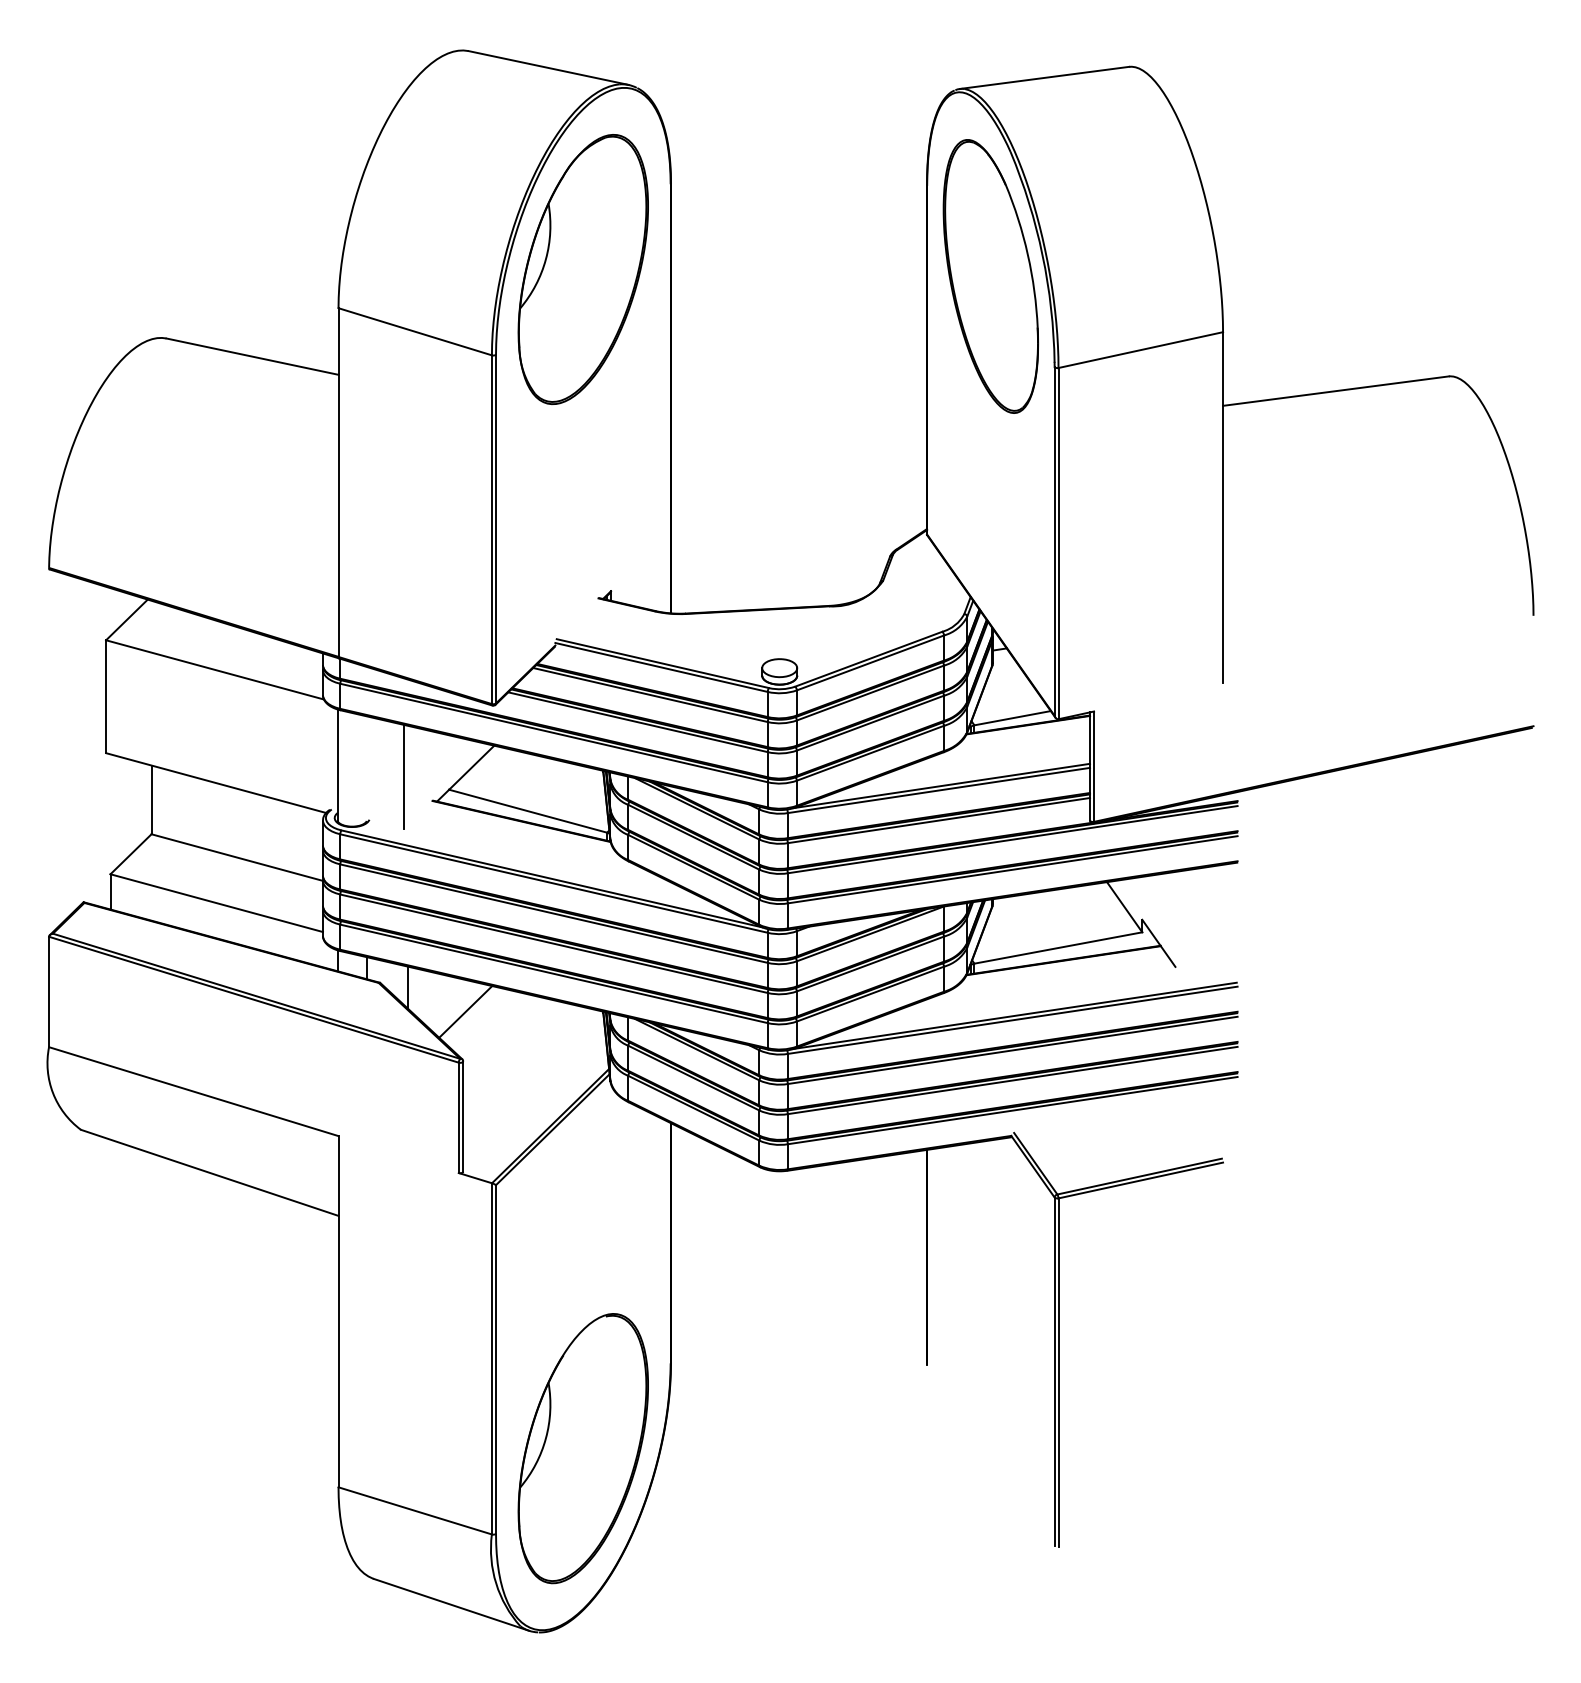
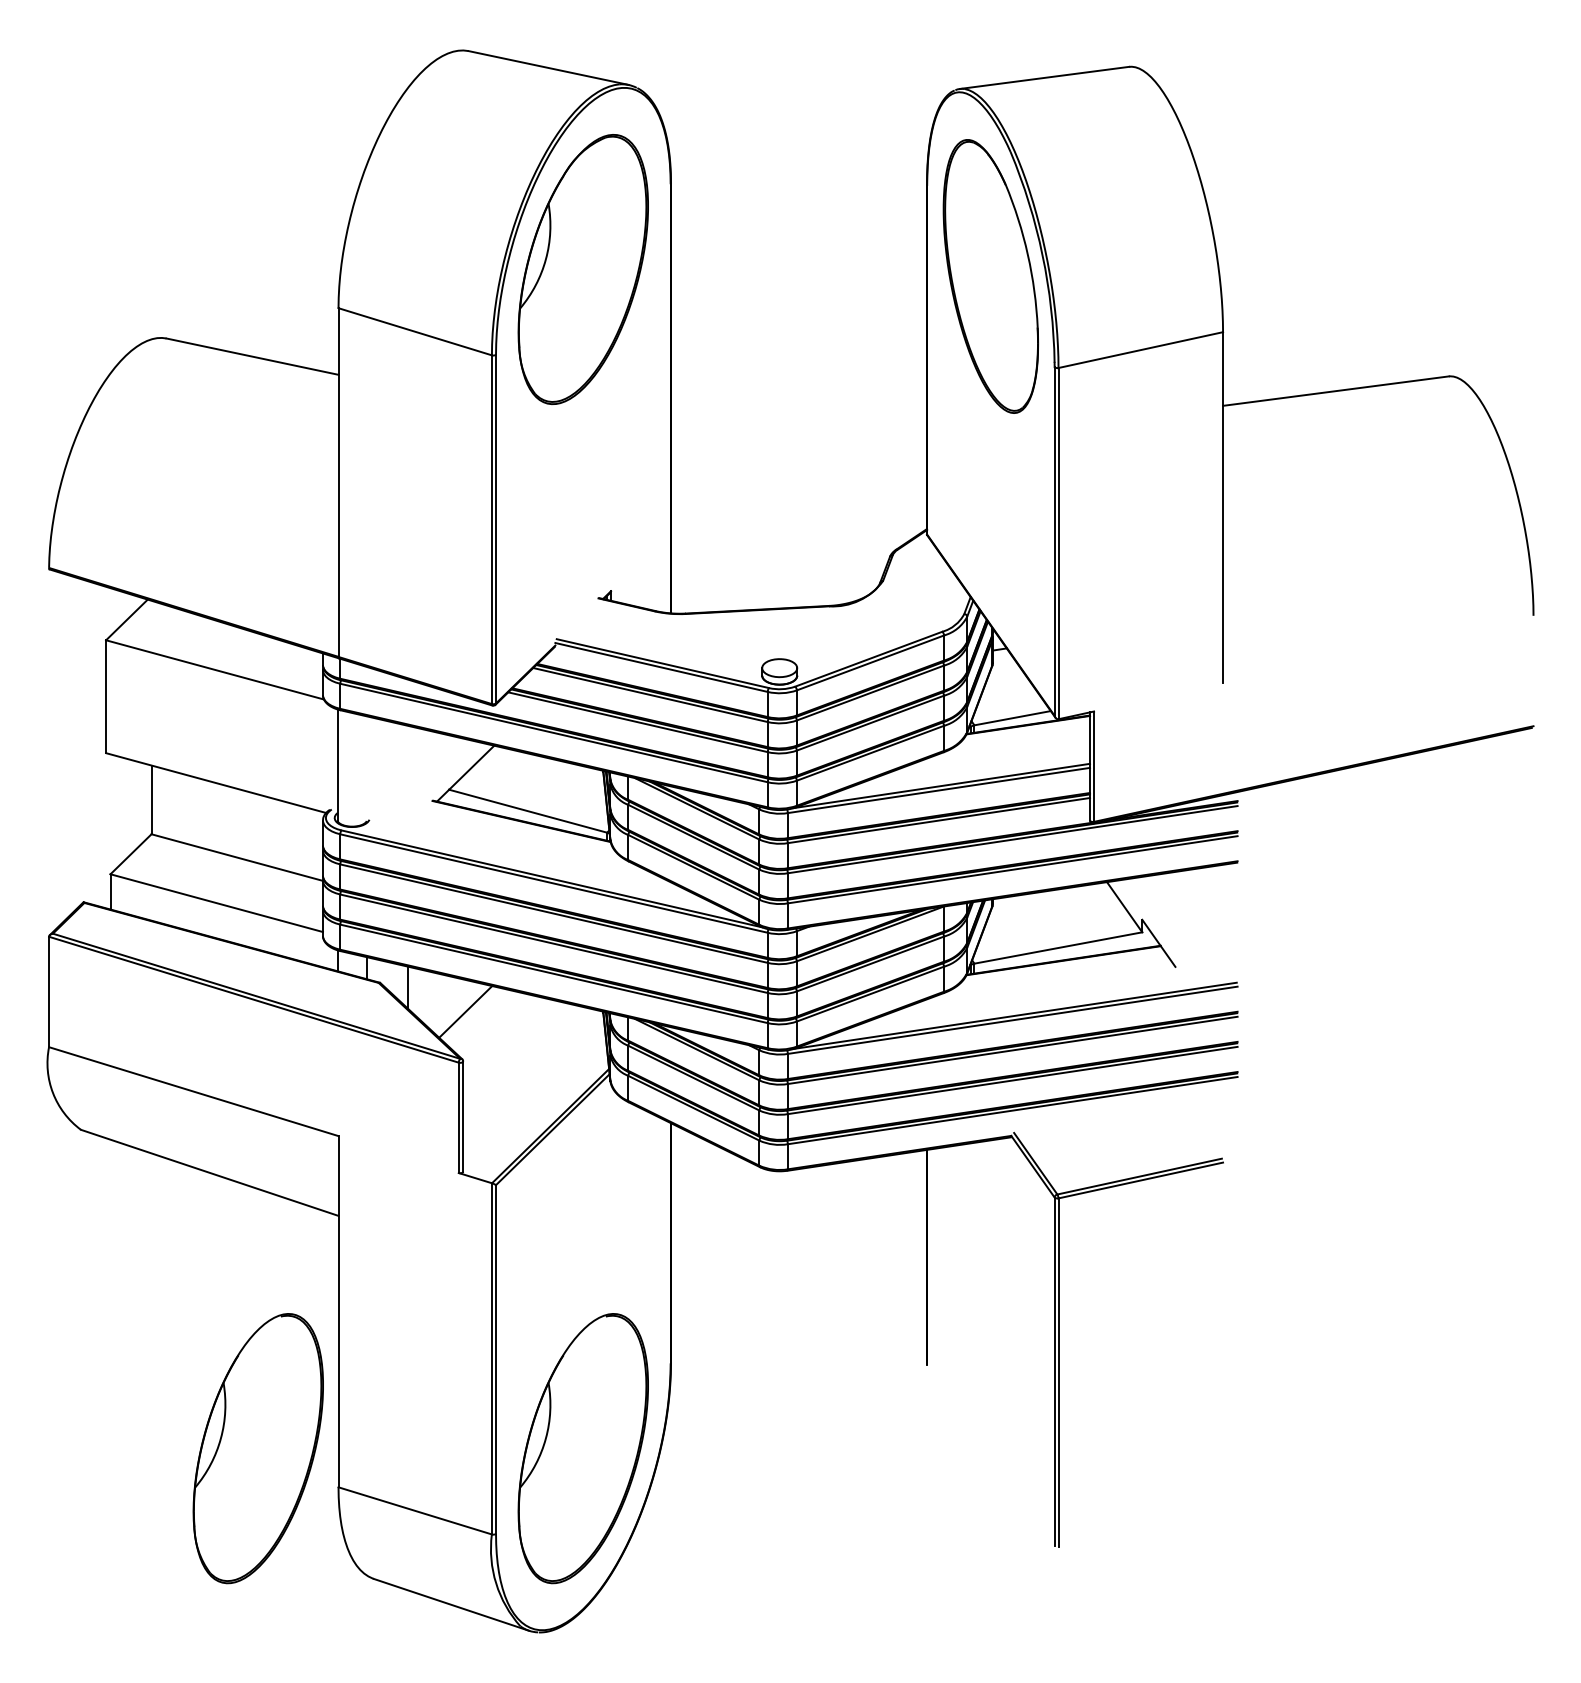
line: present -> none (403, 776)
part: none -> present (257, 1448)
